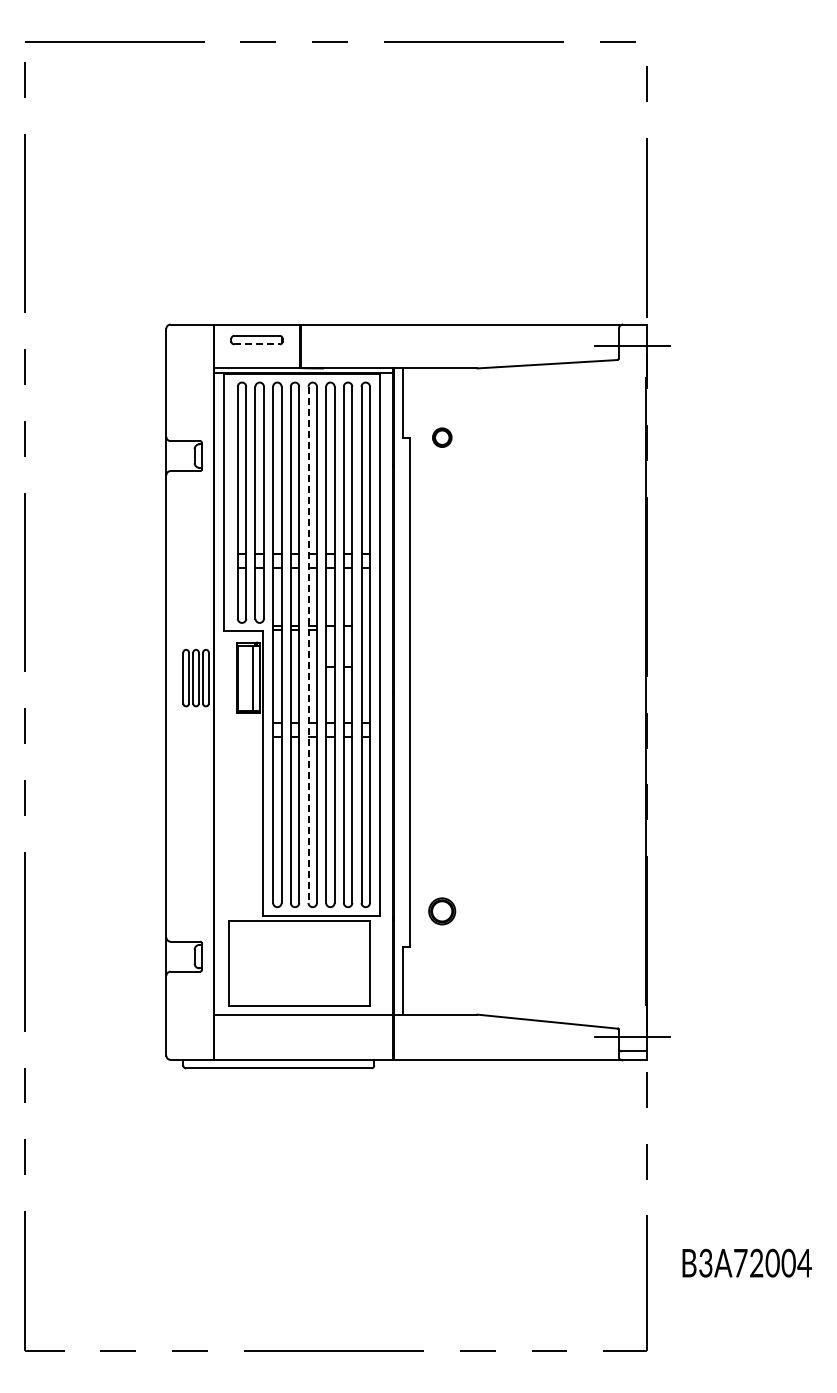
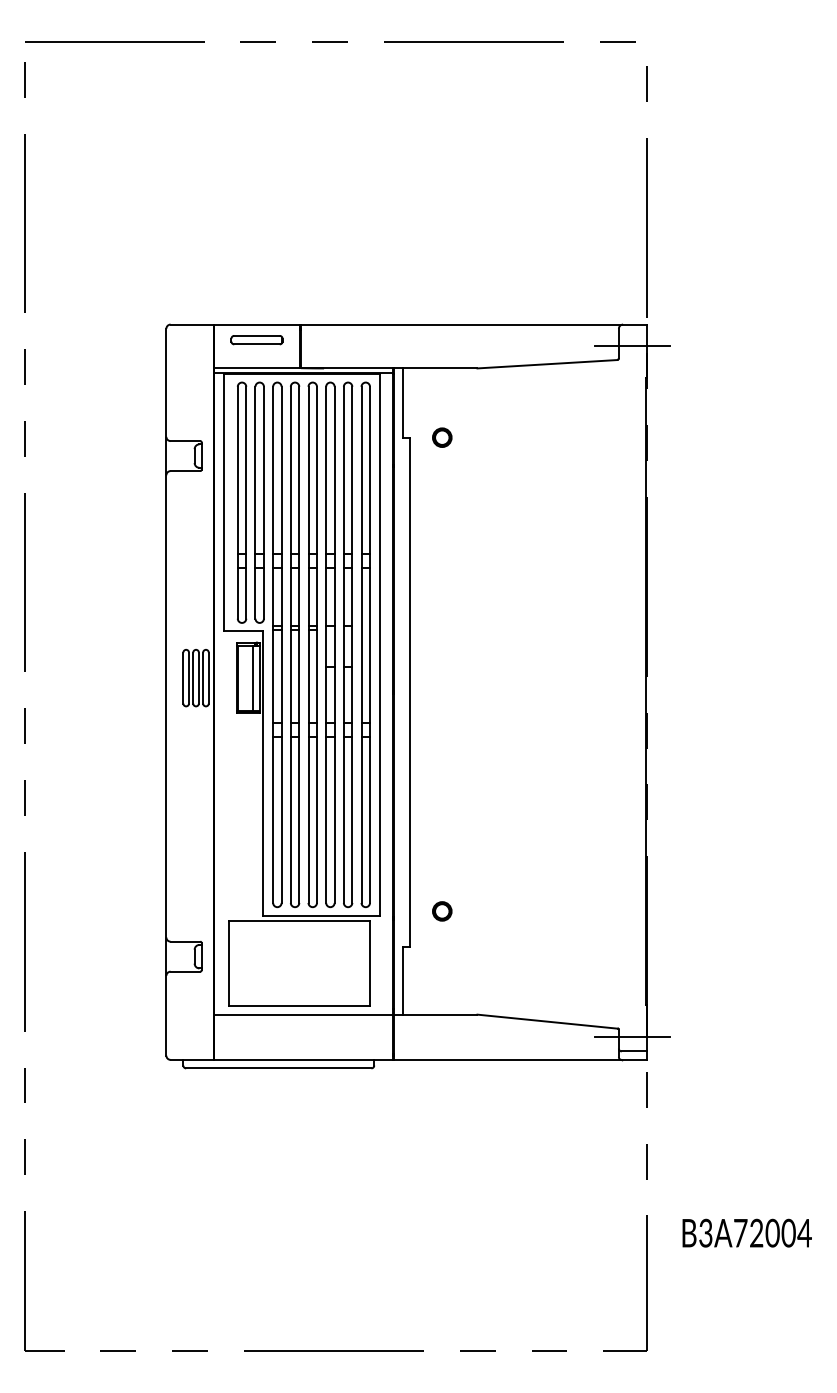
line: dashed -> solid (257, 344)
line: dashed -> solid (308, 645)
part size: 29x29 px -> 21x21 px (442, 911)
text position: (746, 1262) -> (746, 1232) (746, 1232)
